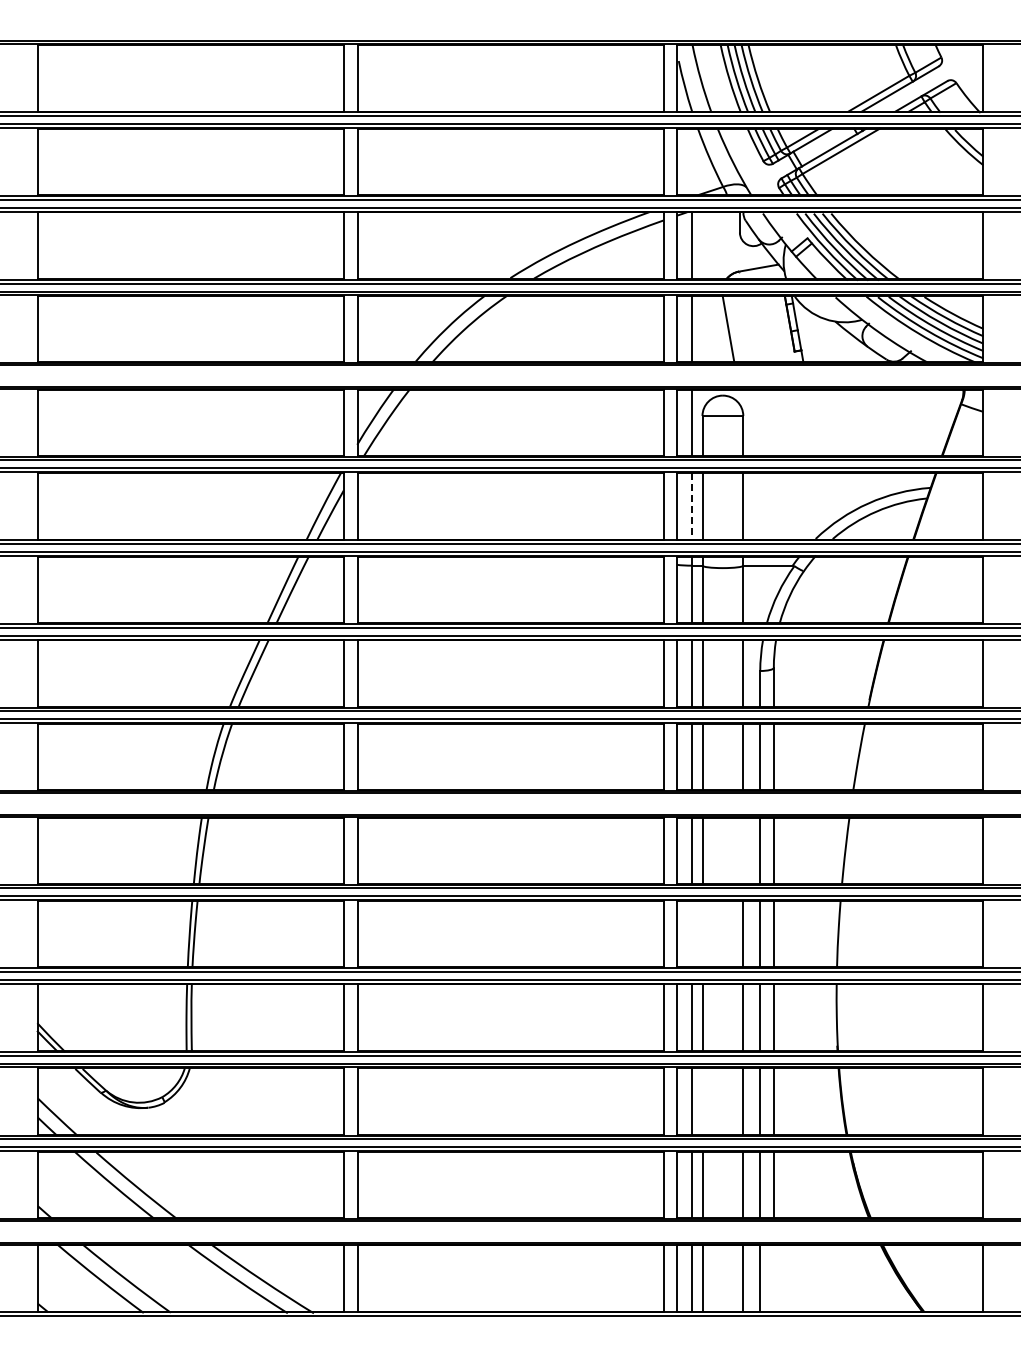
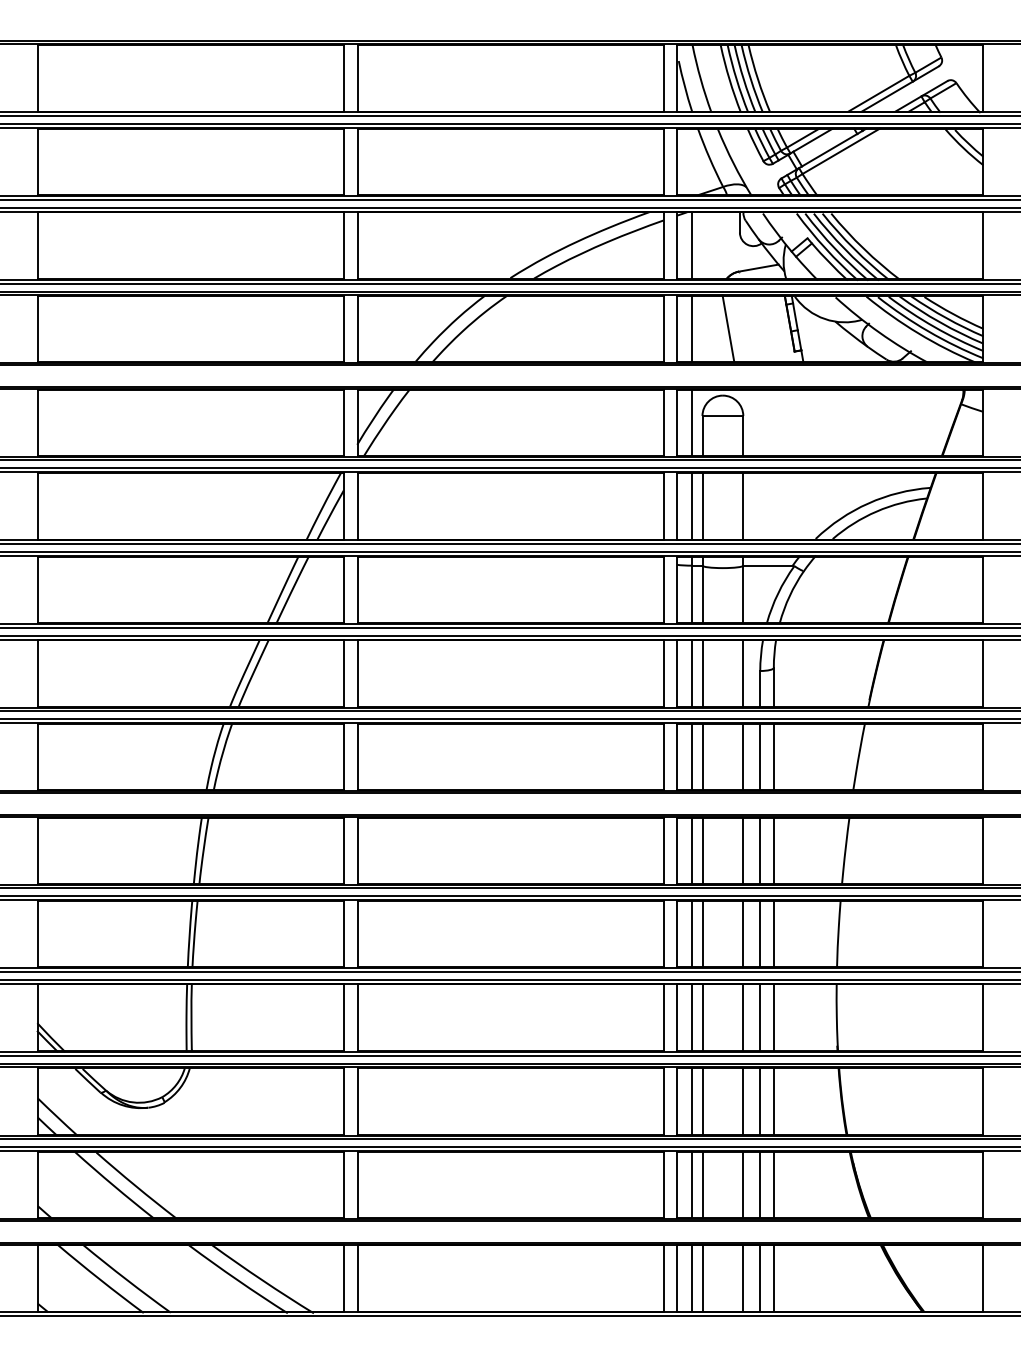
line: dashed -> solid (692, 506)
line: none -> present (743, 850)
line: none -> present (692, 933)
line: none -> present (702, 933)
line: none -> present (702, 1101)
line: none -> present (773, 1278)
